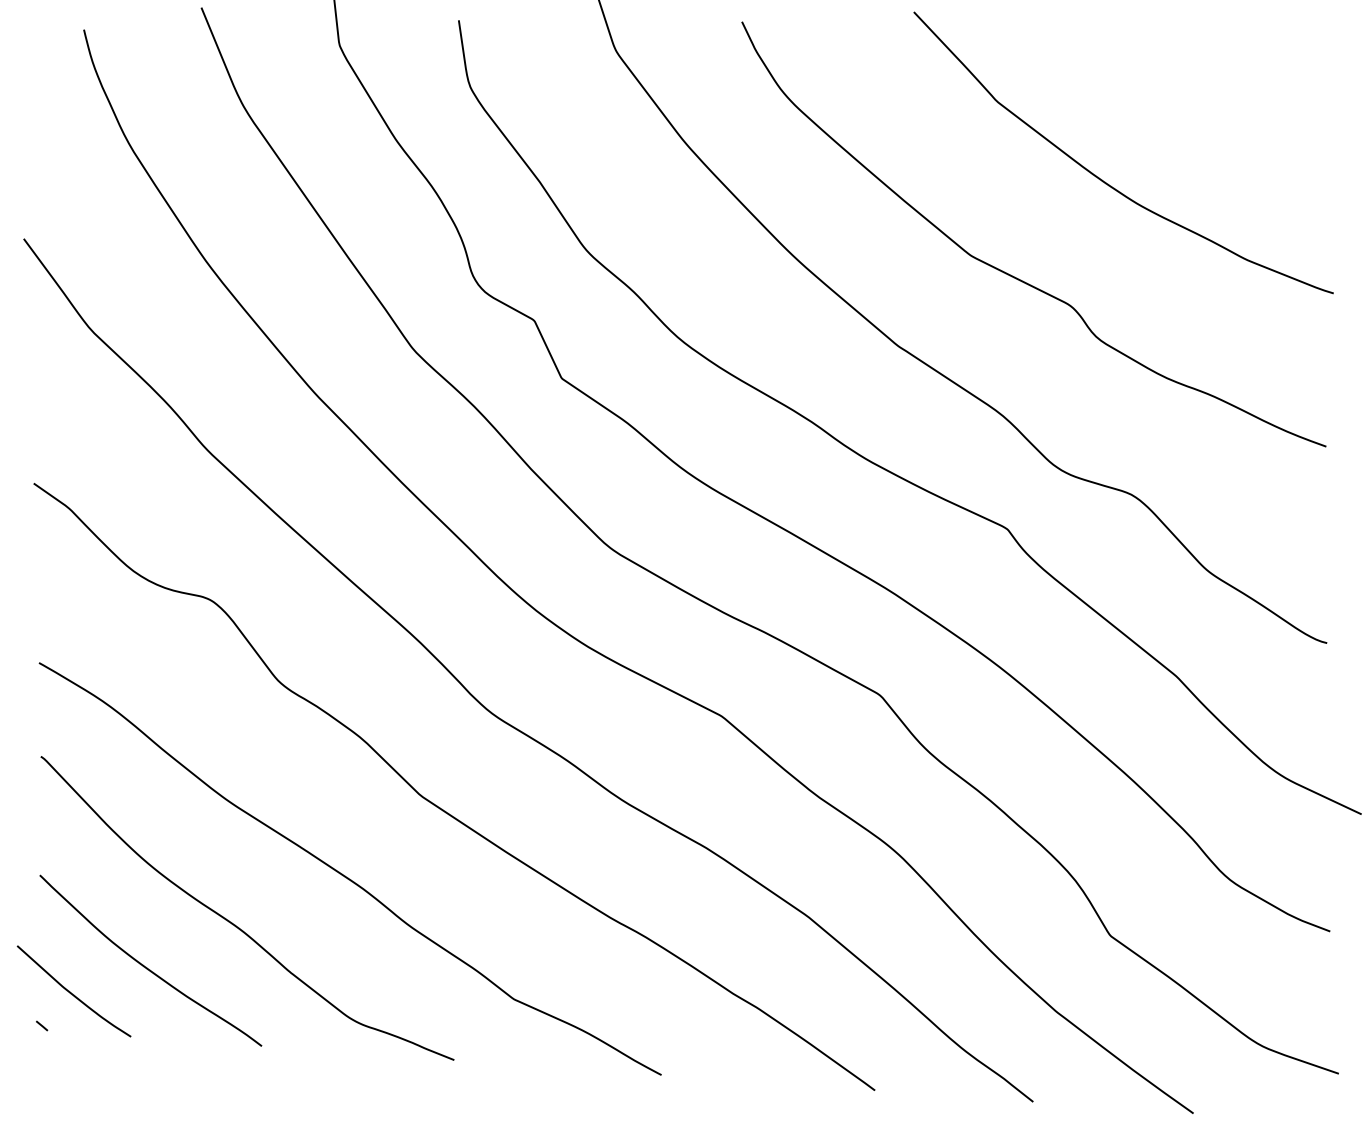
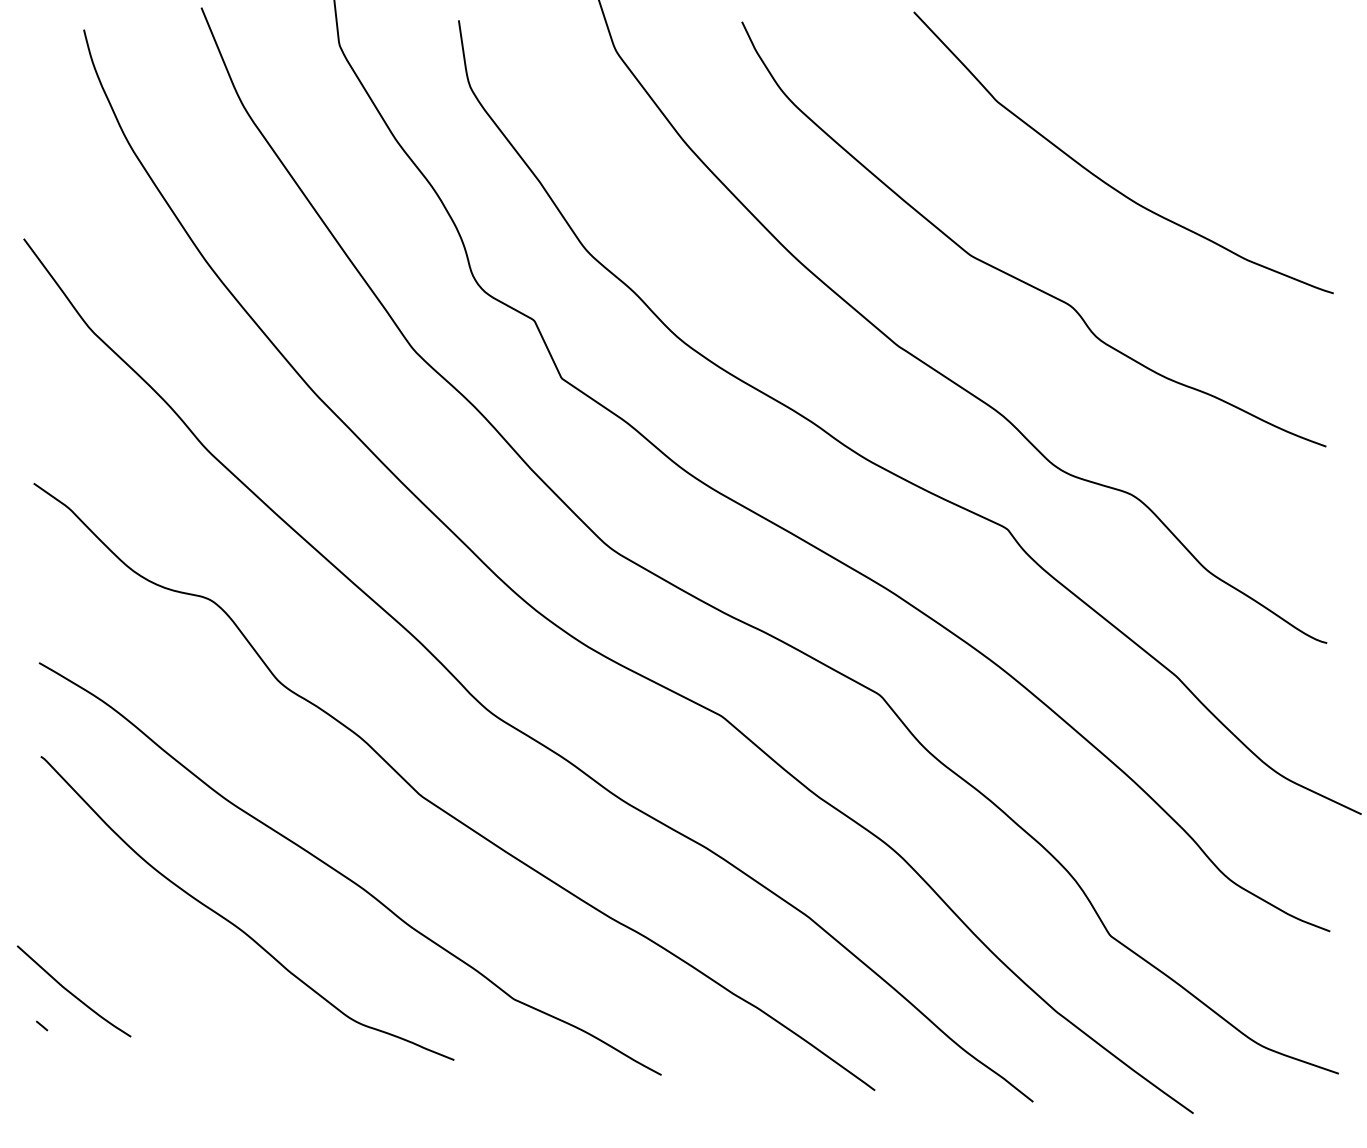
curve: present -> none (147, 967)
